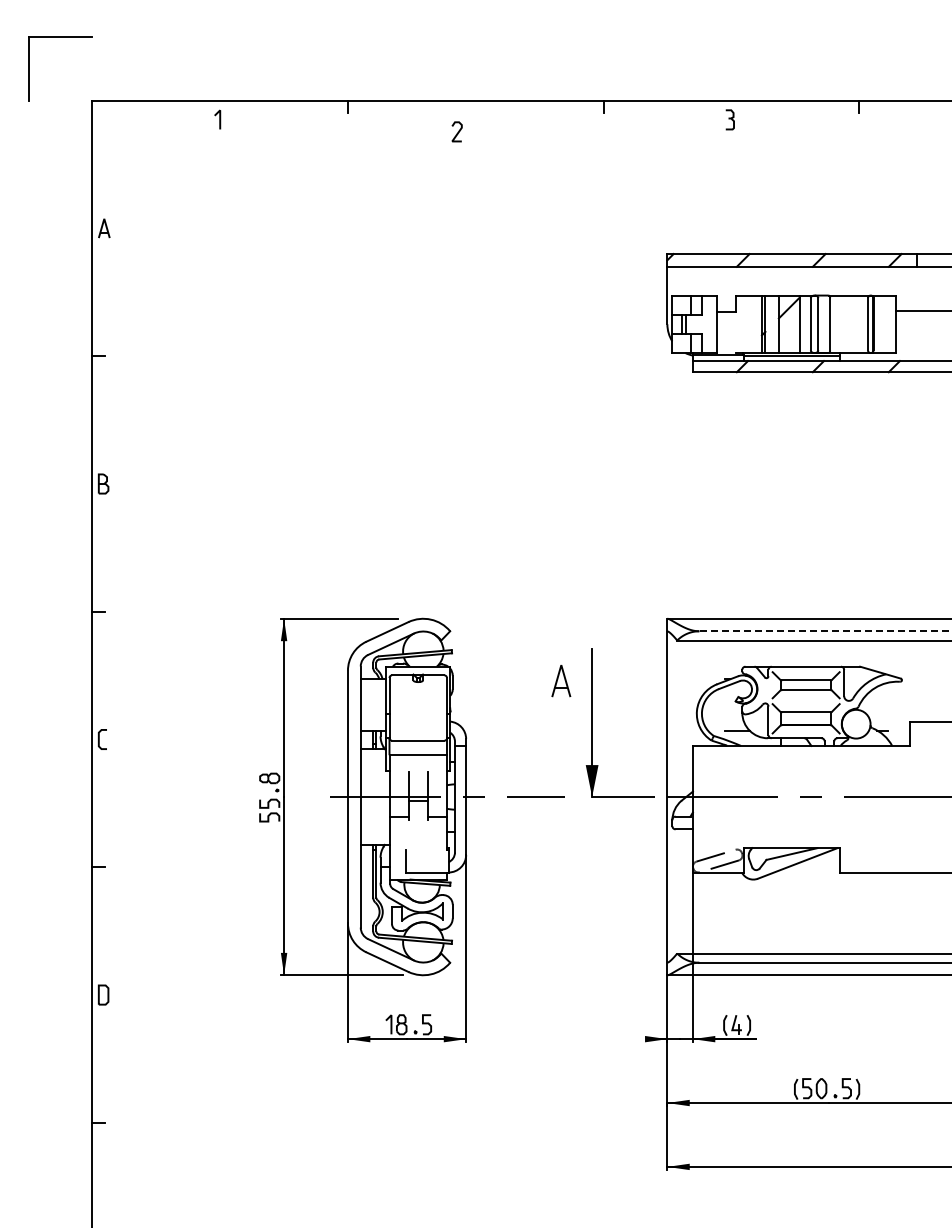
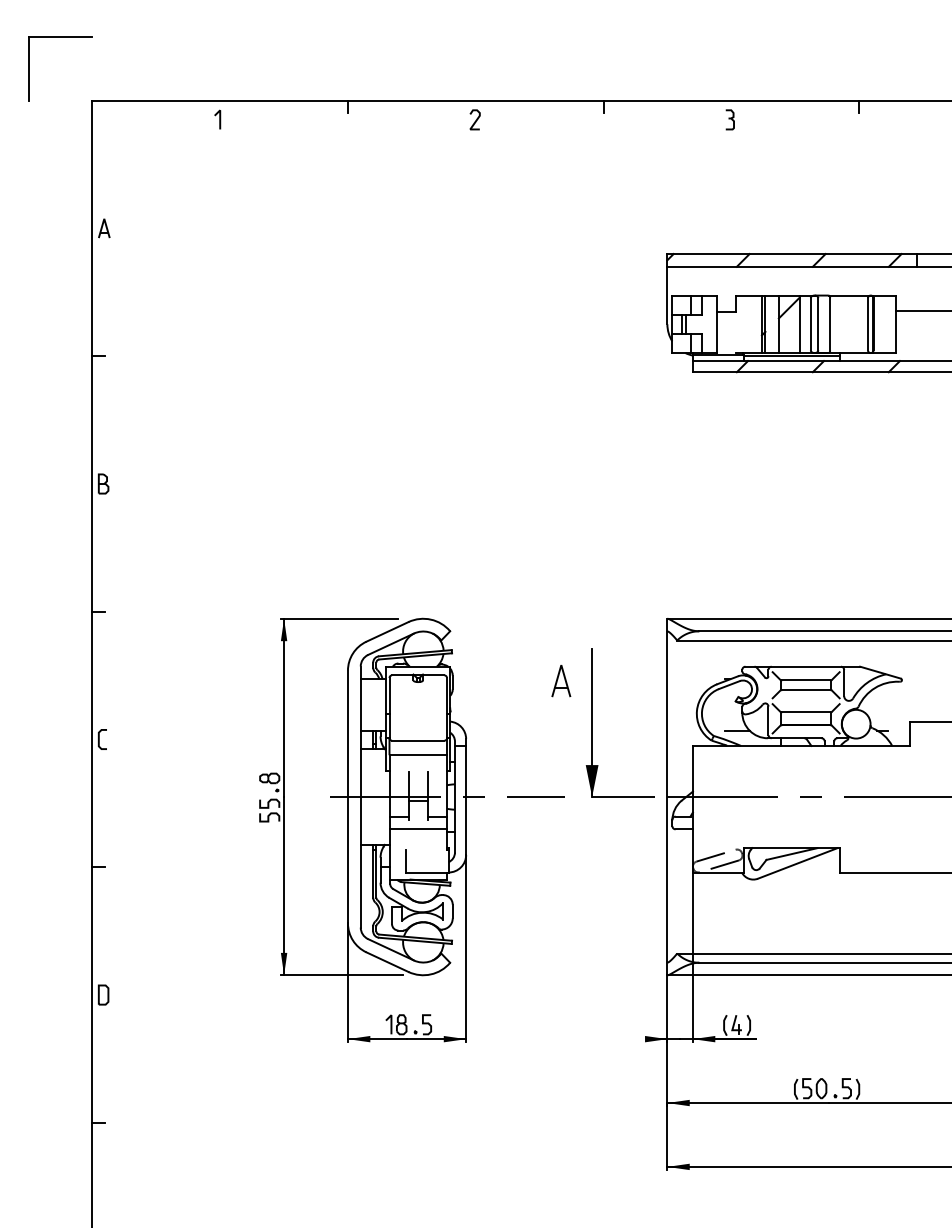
curve position: (457, 132) -> (475, 120) (475, 120)
line: dashed -> solid (825, 631)
line: none -> present (417, 829)
